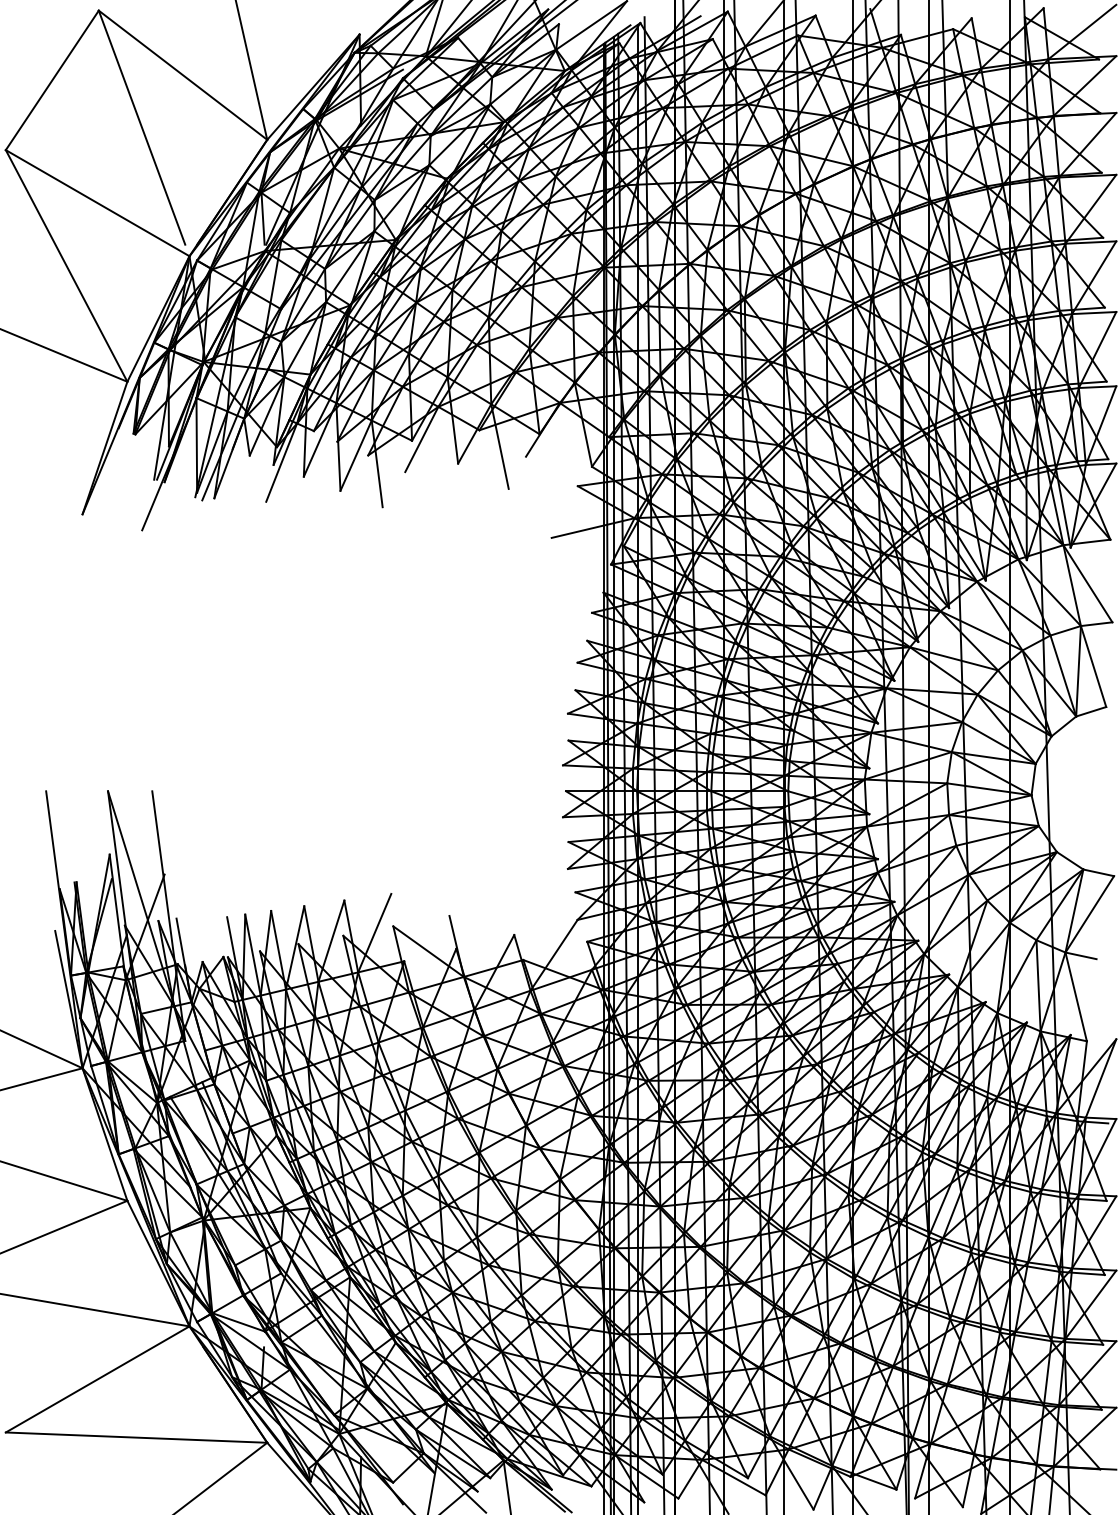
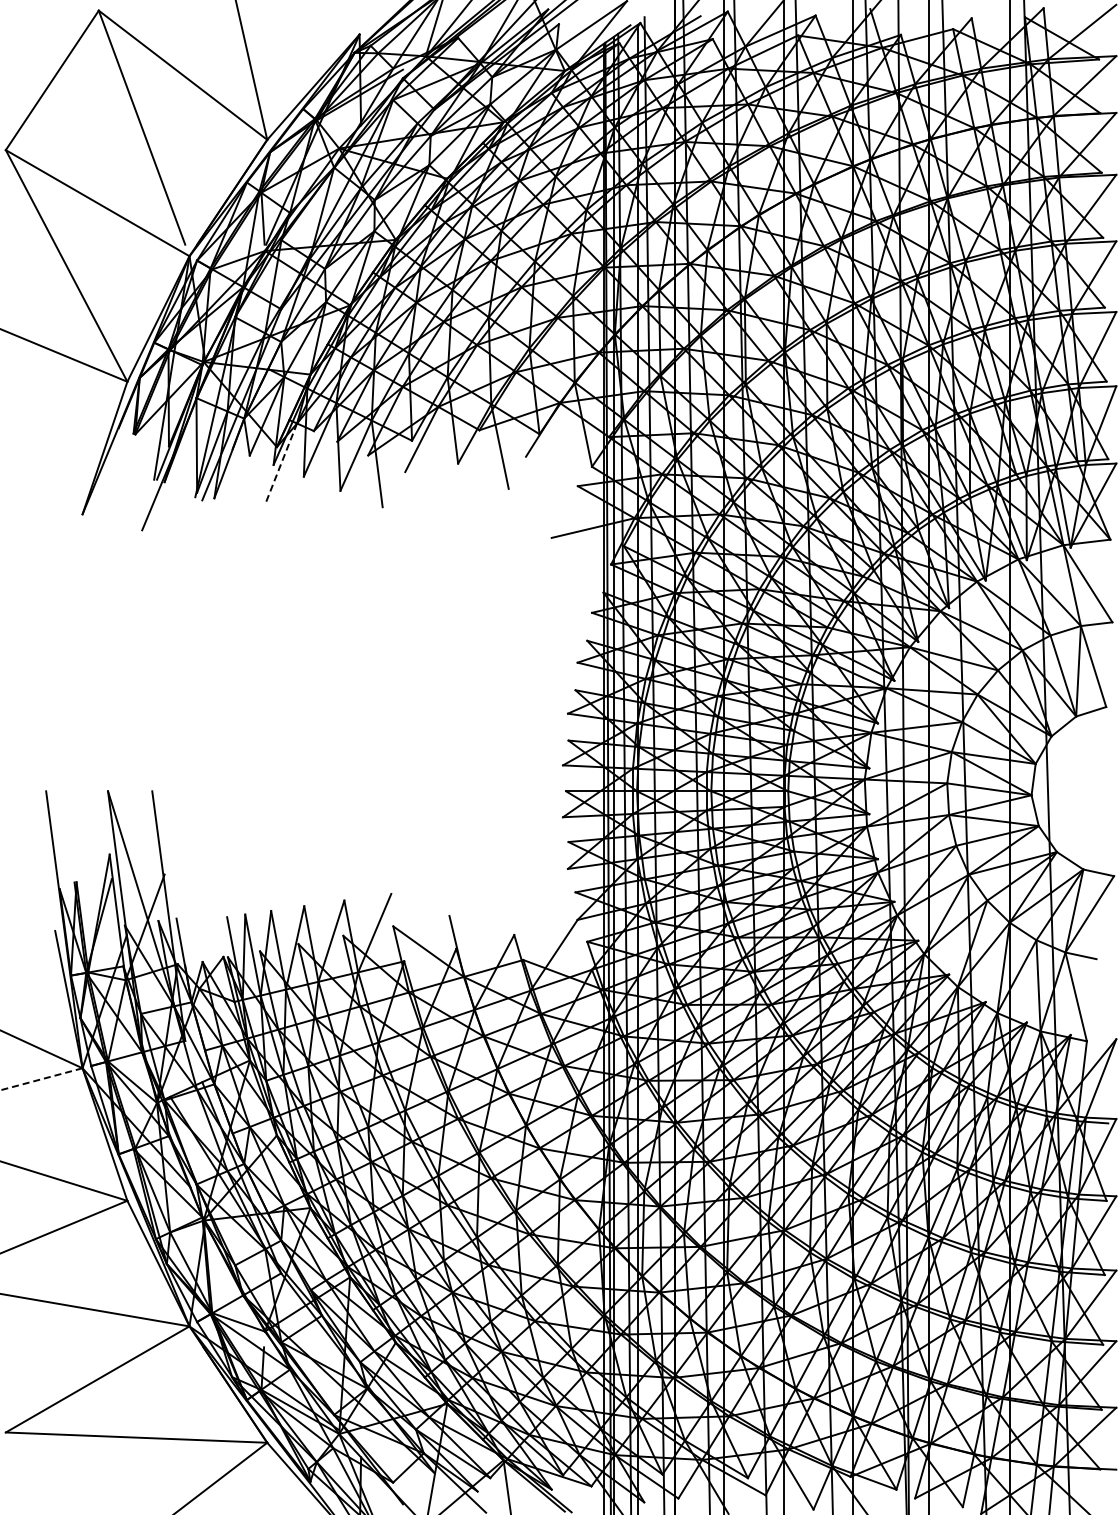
line: solid -> dashed (281, 463)
line: solid -> dashed (41, 1079)
